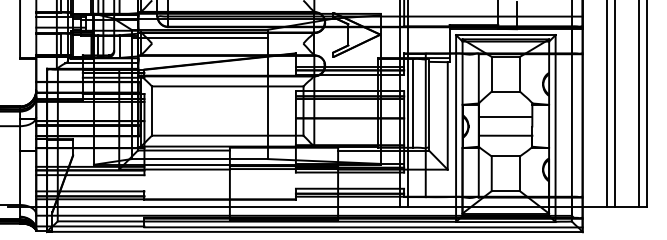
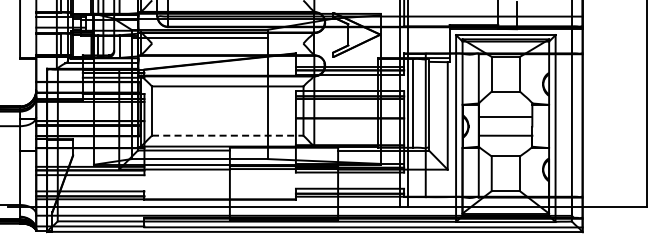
line: present -> none (606, 104)
line: present -> none (615, 104)
line: present -> none (638, 104)
line: solid -> dashed (227, 135)
